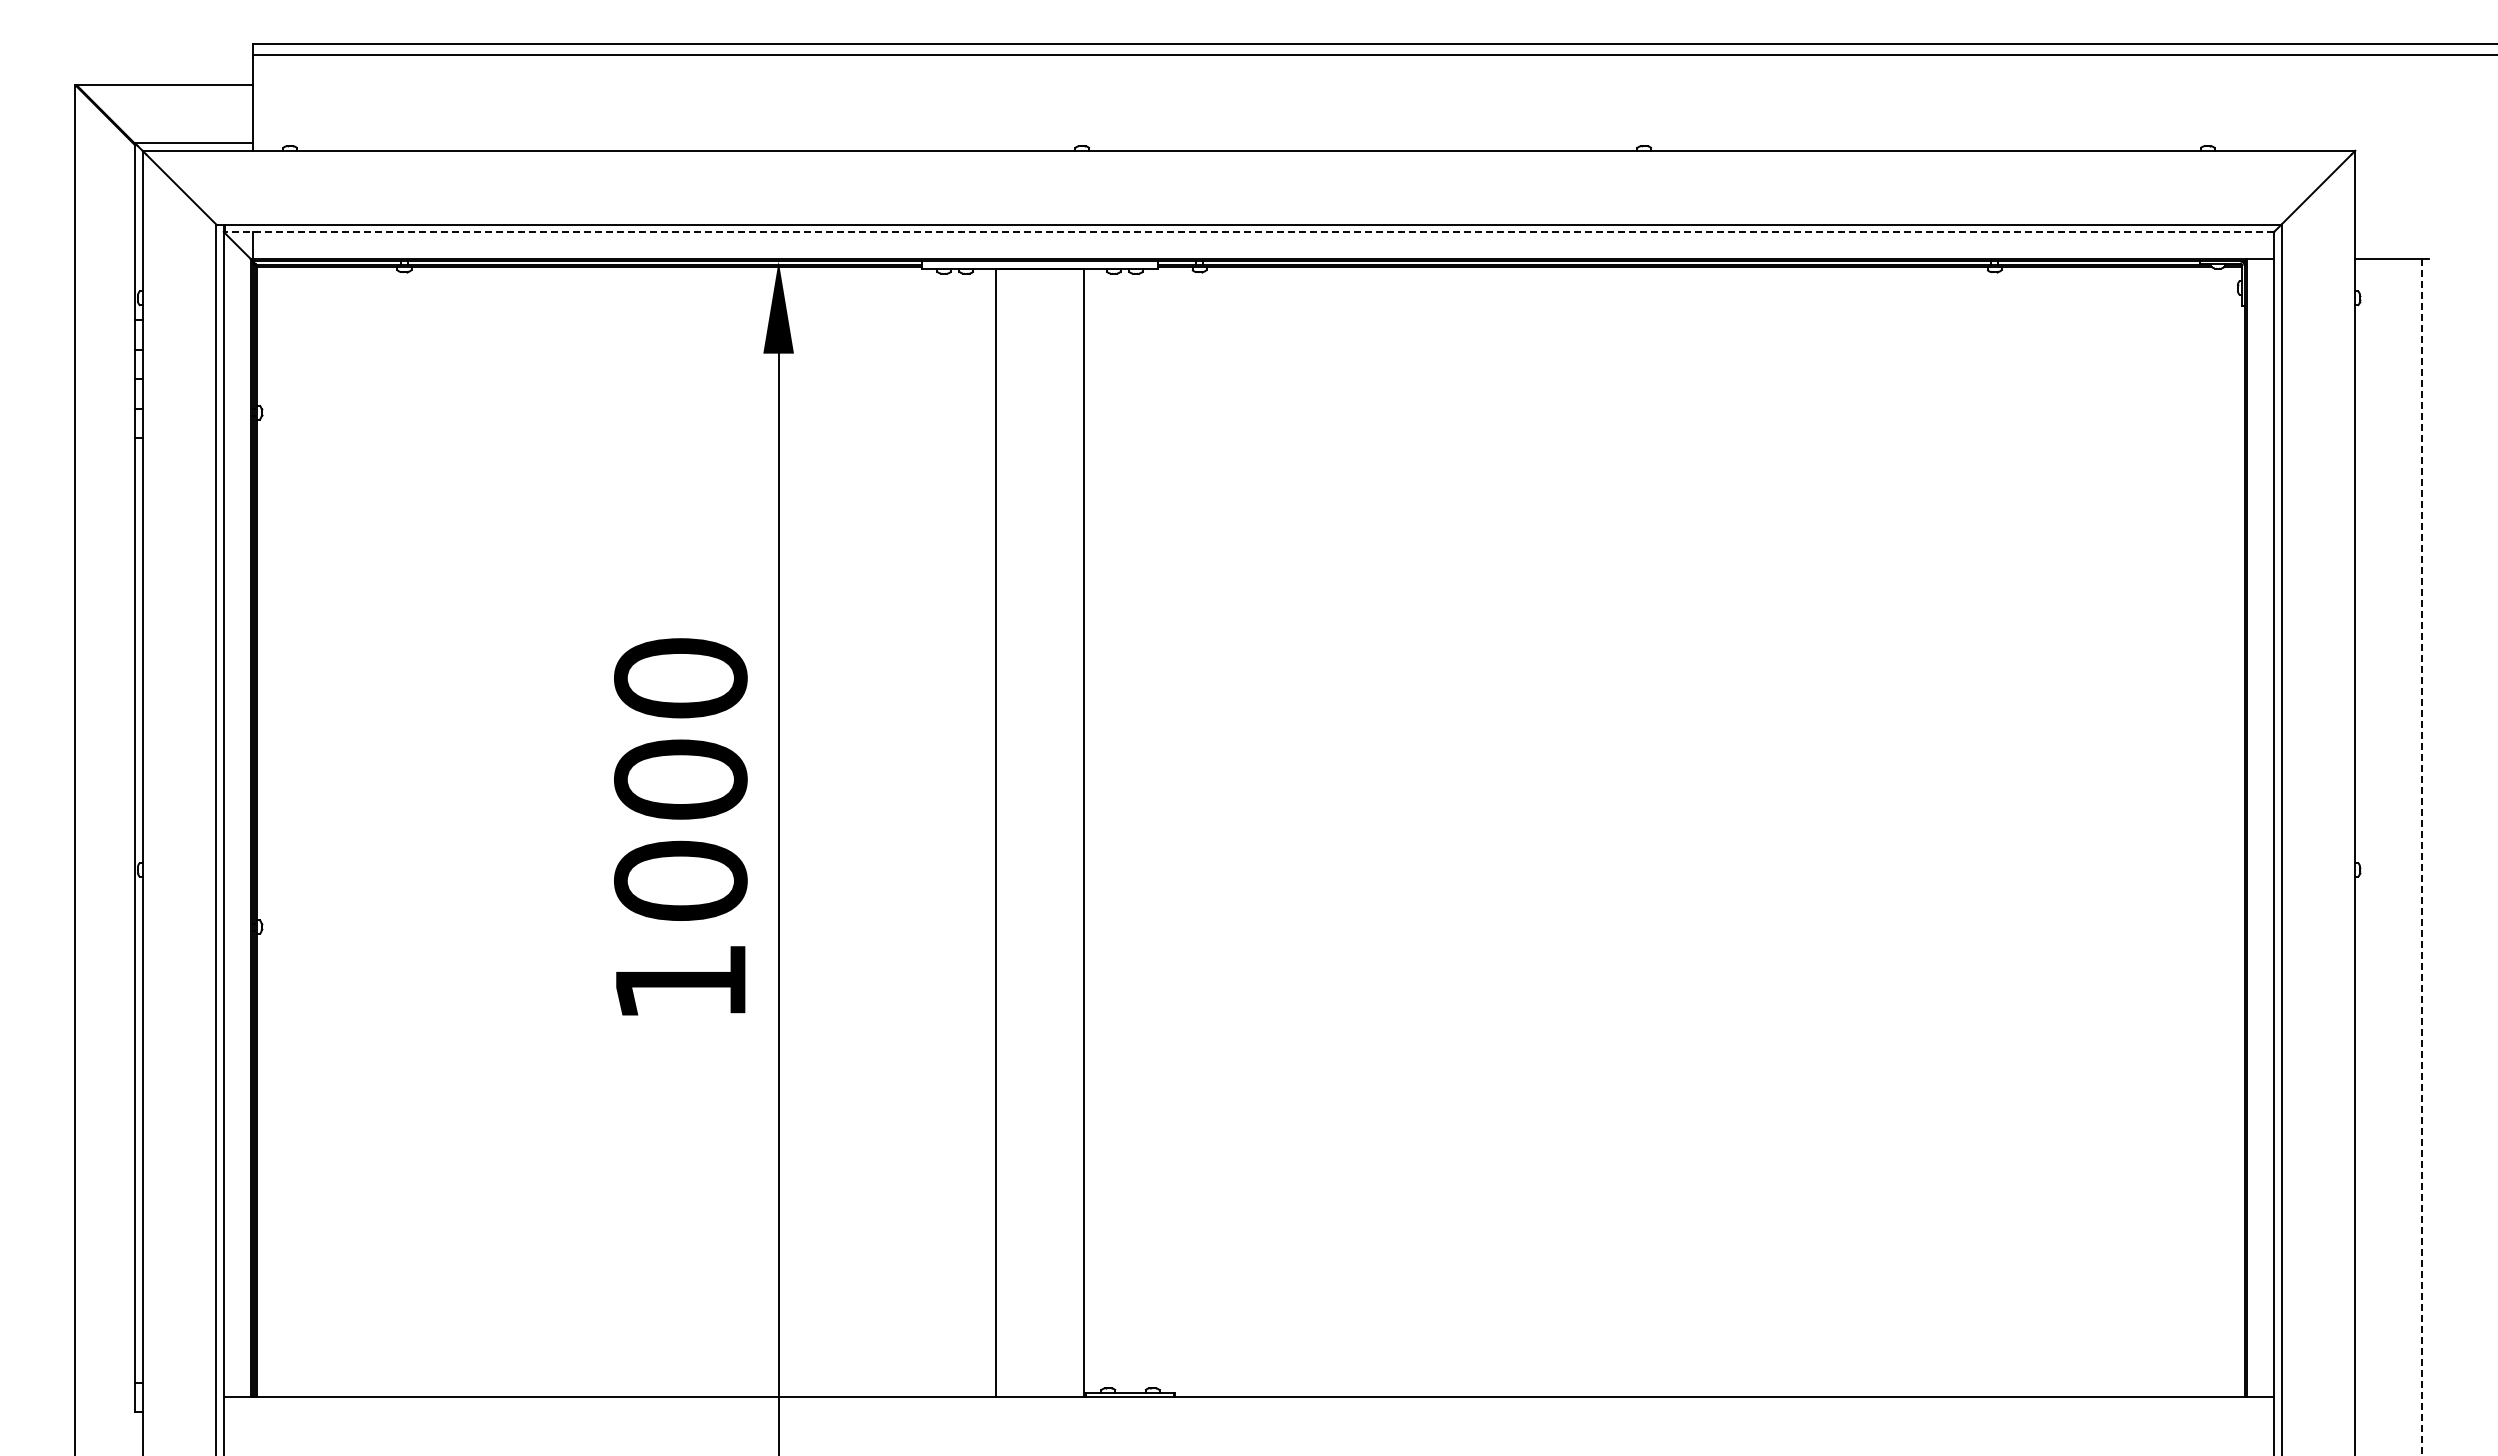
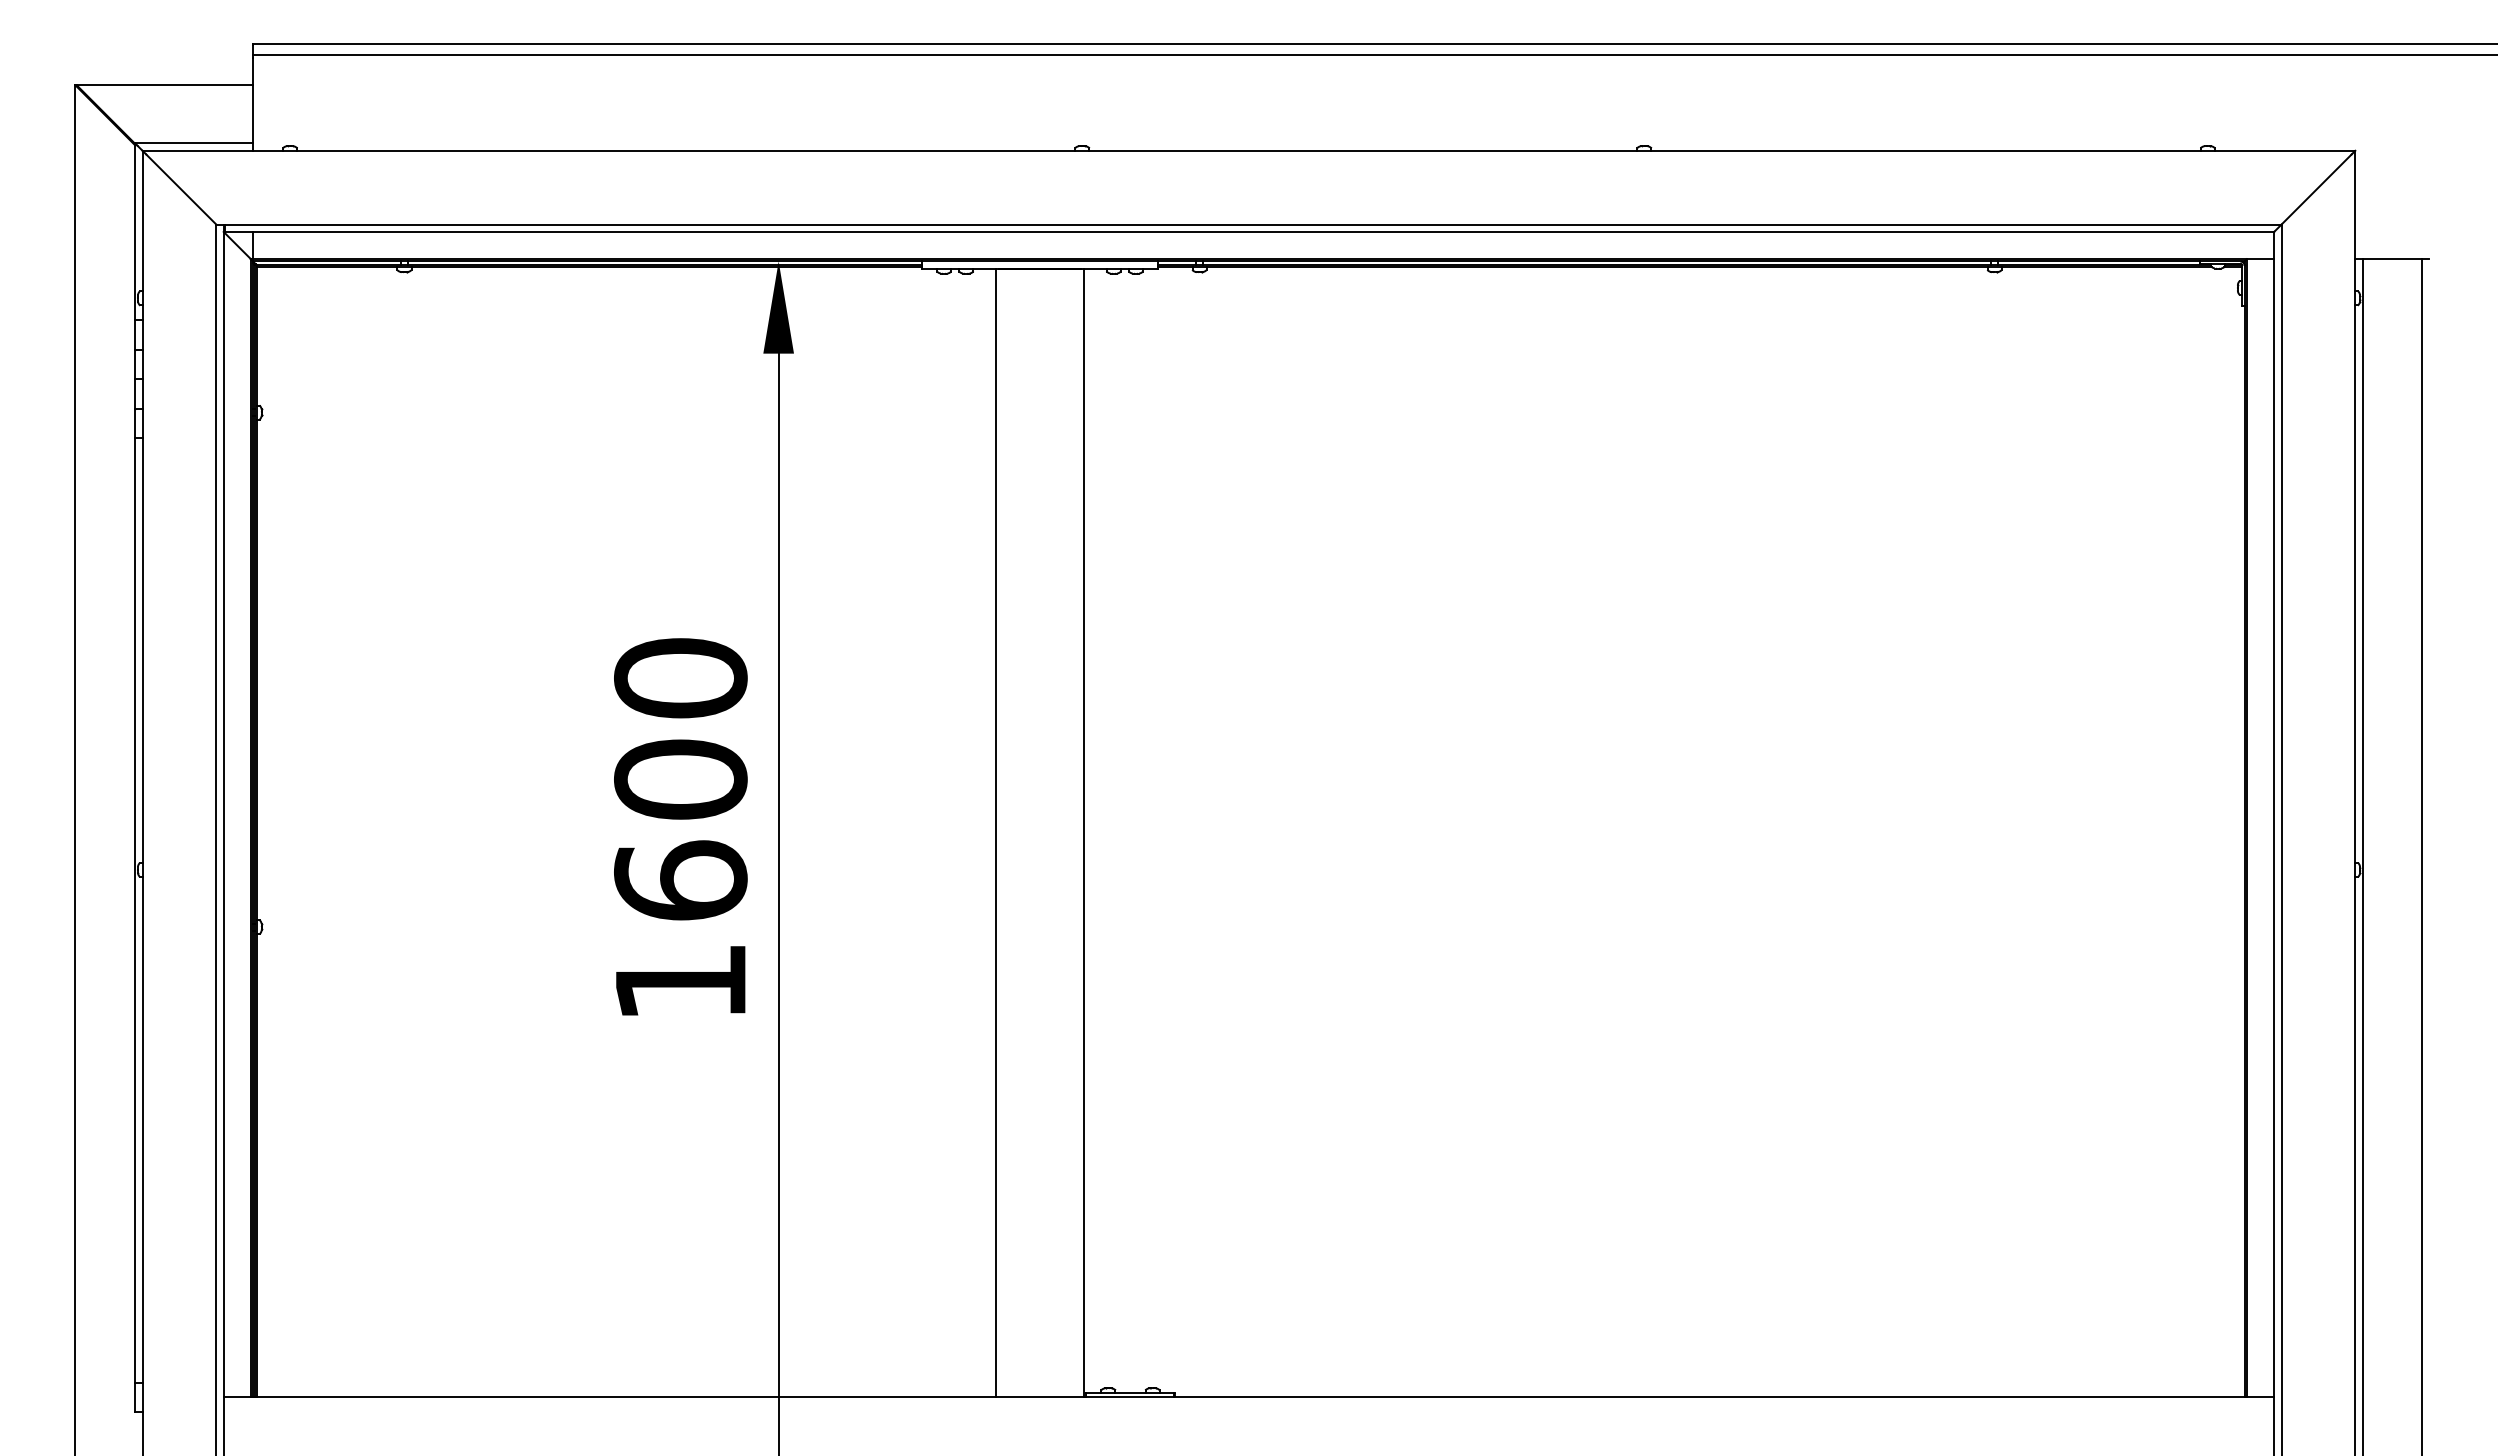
line: dashed -> solid (1249, 231)
line: none -> present (2362, 855)
line: dashed -> solid (2421, 857)
text: 1000 -> 1600 (680, 880)
